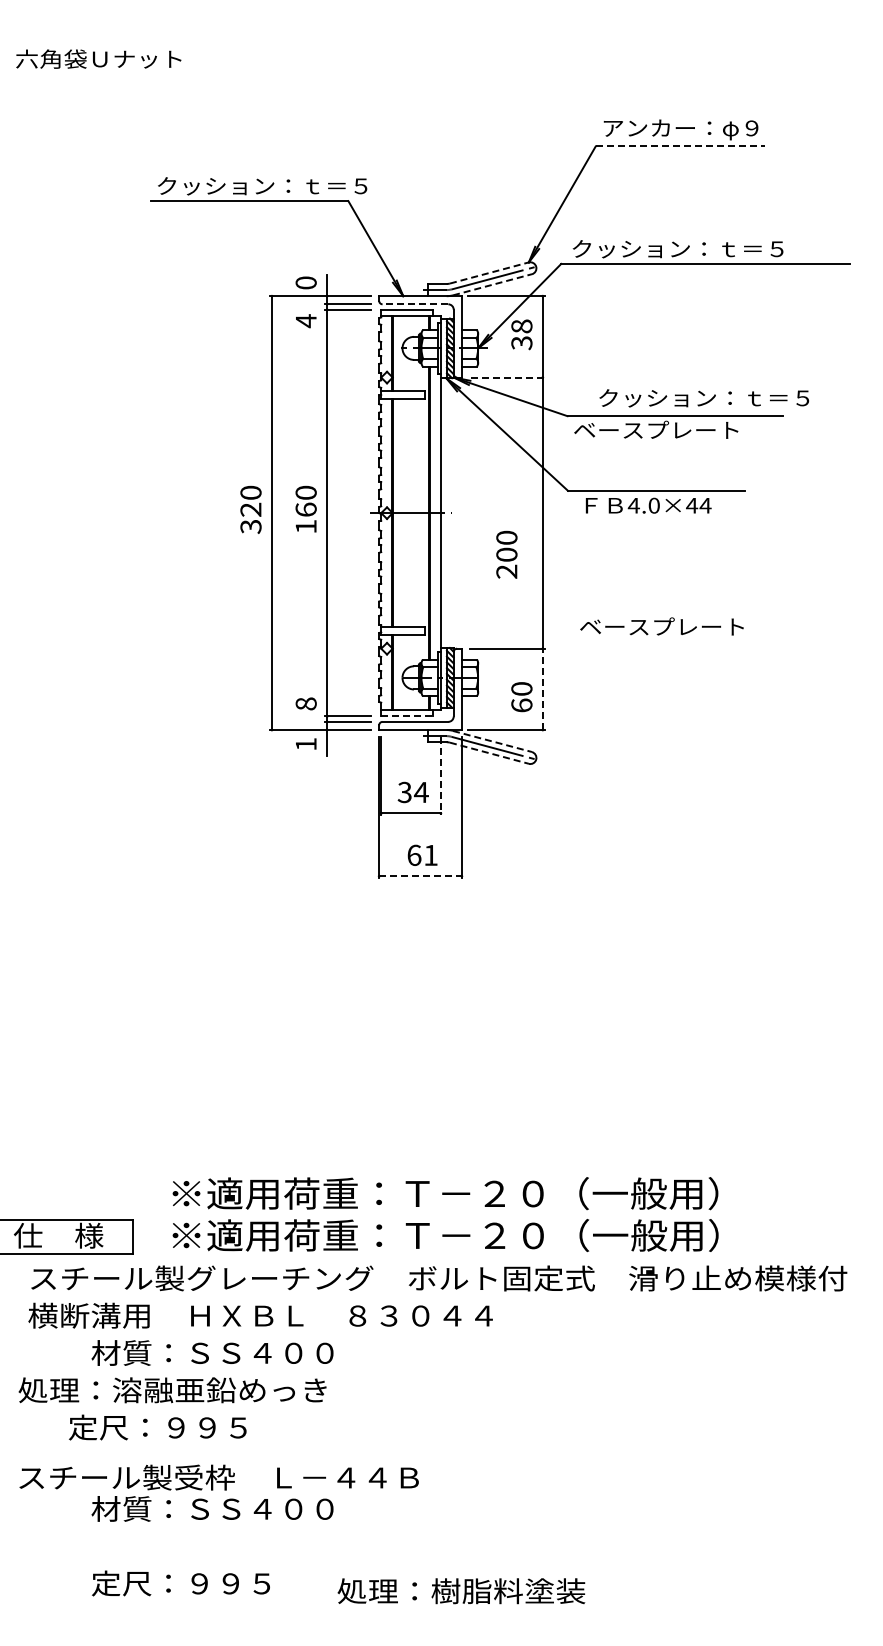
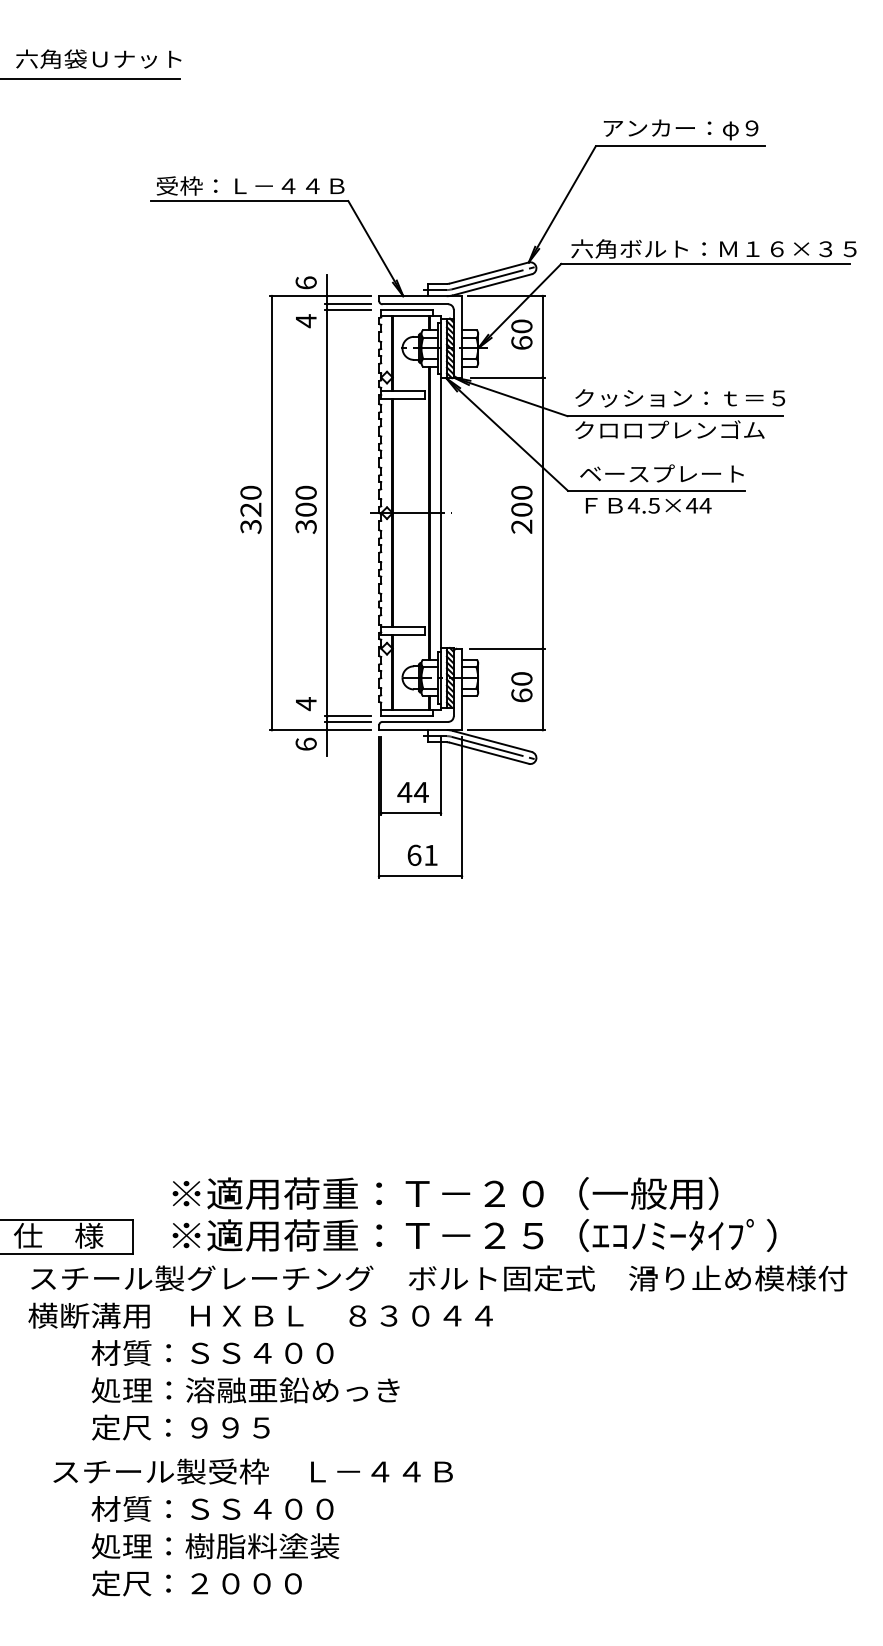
line: none -> present (91, 78)
line: dashed -> solid (680, 146)
text: クッション：ｔ＝５ -> 受枠：Ｌ－４４Ｂ (261, 185)
text: クッション：ｔ＝５ -> 六角ボルト：Ｍ１６×３５ (713, 248)
line: dashed -> solid (489, 273)
text: 0 -> 6 (305, 282)
line: dashed -> solid (492, 284)
line: dashed -> solid (415, 304)
text: 38 -> 60 (521, 334)
line: dashed -> solid (507, 377)
text position: (703, 398) -> (679, 398) (679, 398)
text: ベースプレート -> クロロプレンゴム (669, 429)
text: 4.0×44 -> 4.5×44 (653, 505)
text: 160 -> 300 (305, 517)
text position: (506, 554) -> (521, 509) (521, 509)
text position: (661, 626) -> (661, 473) (661, 473)
line: dashed -> solid (542, 689)
text position: (521, 697) -> (521, 687) (521, 687)
text: 8 -> 4 (305, 704)
line: dashed -> solid (406, 716)
line: dashed -> solid (492, 741)
text: 1 -> 6 (305, 743)
line: dashed -> solid (489, 753)
line: dashed -> solid (440, 776)
text: 34 -> 44 (404, 792)
line: dashed -> solid (421, 876)
text: ※適用荷重：Ｔ－２０（一般用） -> ※適用荷重：Ｔ－２５（ｴｺﾉﾐｰﾀｲﾌﾟ） (649, 1235)
text position: (172, 1390) -> (245, 1390) (245, 1390)
text position: (157, 1427) -> (180, 1427) (180, 1427)
text position: (218, 1477) -> (252, 1471) (252, 1471)
text: 定尺：９９５ -> 定尺：２０００ (246, 1583)
text position: (461, 1591) -> (215, 1546) (215, 1546)
